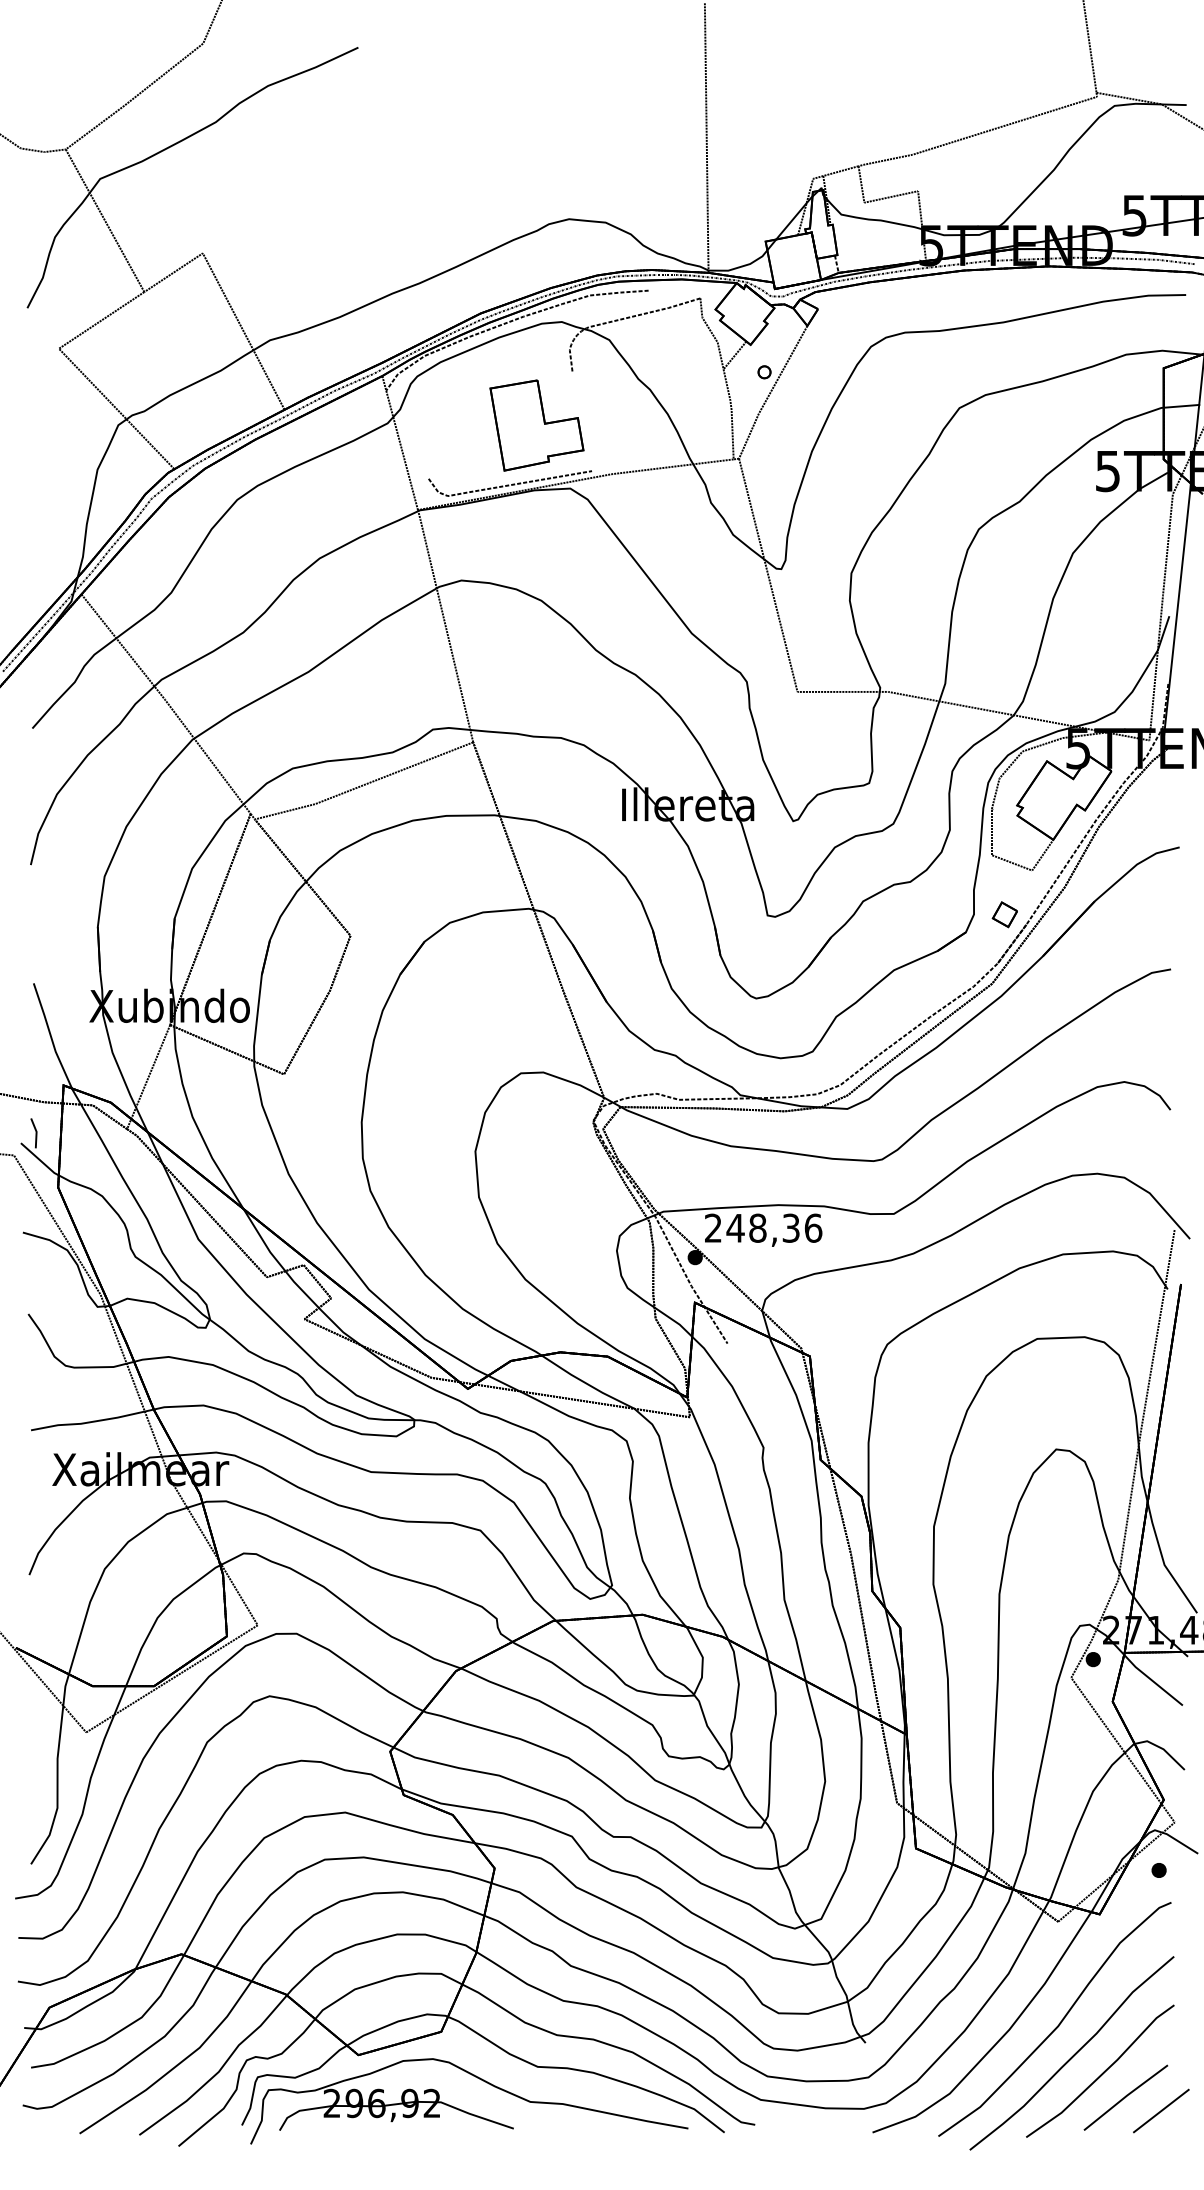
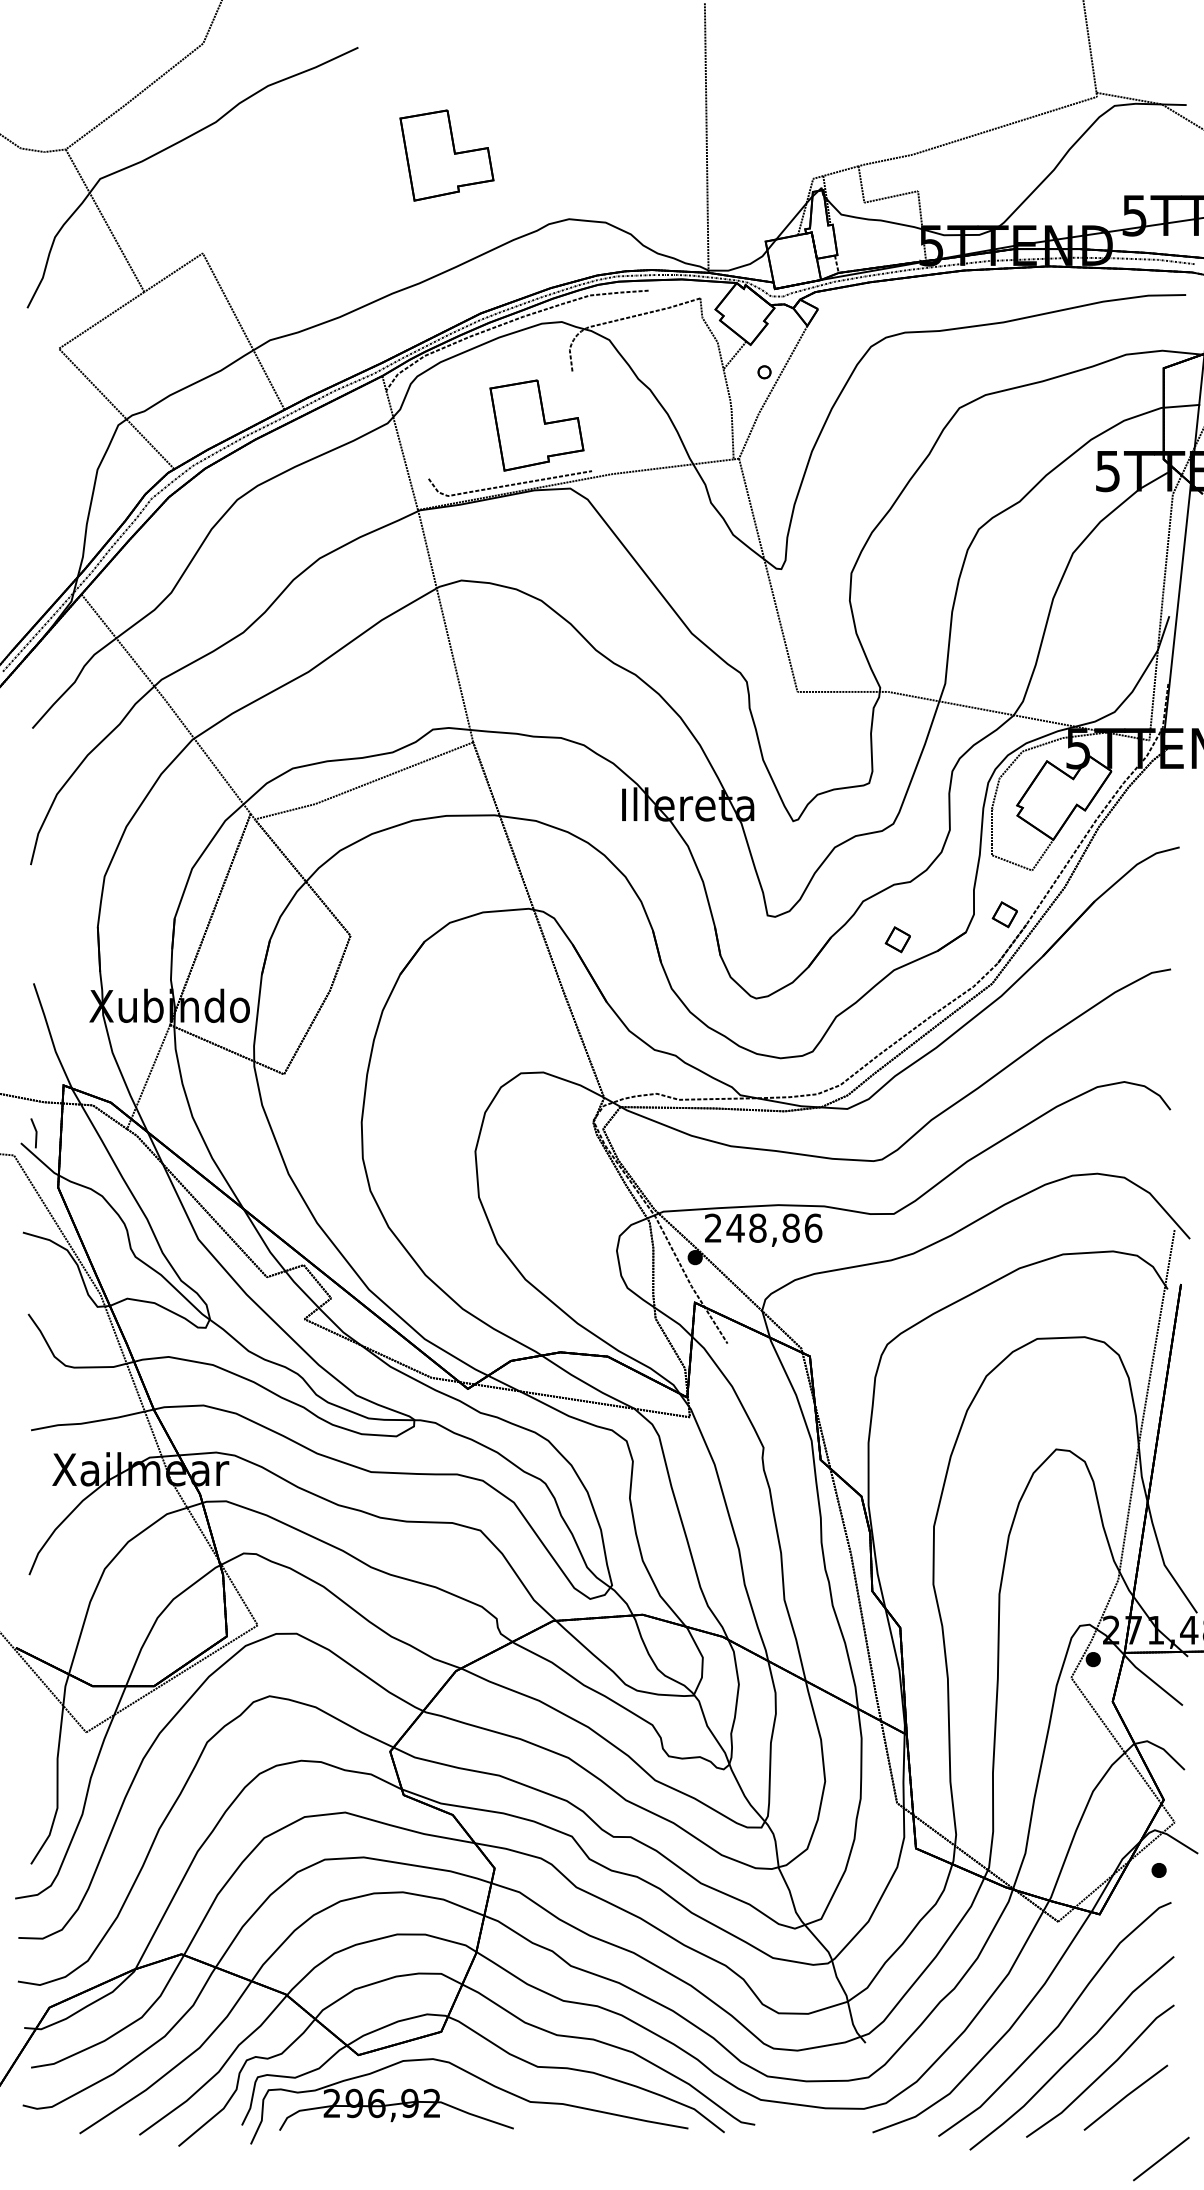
part: none -> present (446, 155)
part: none -> present (897, 939)
text: 248,36 -> 248,86 (790, 1227)
line position: (1161, 2110) -> (1161, 2158) (1161, 2158)
